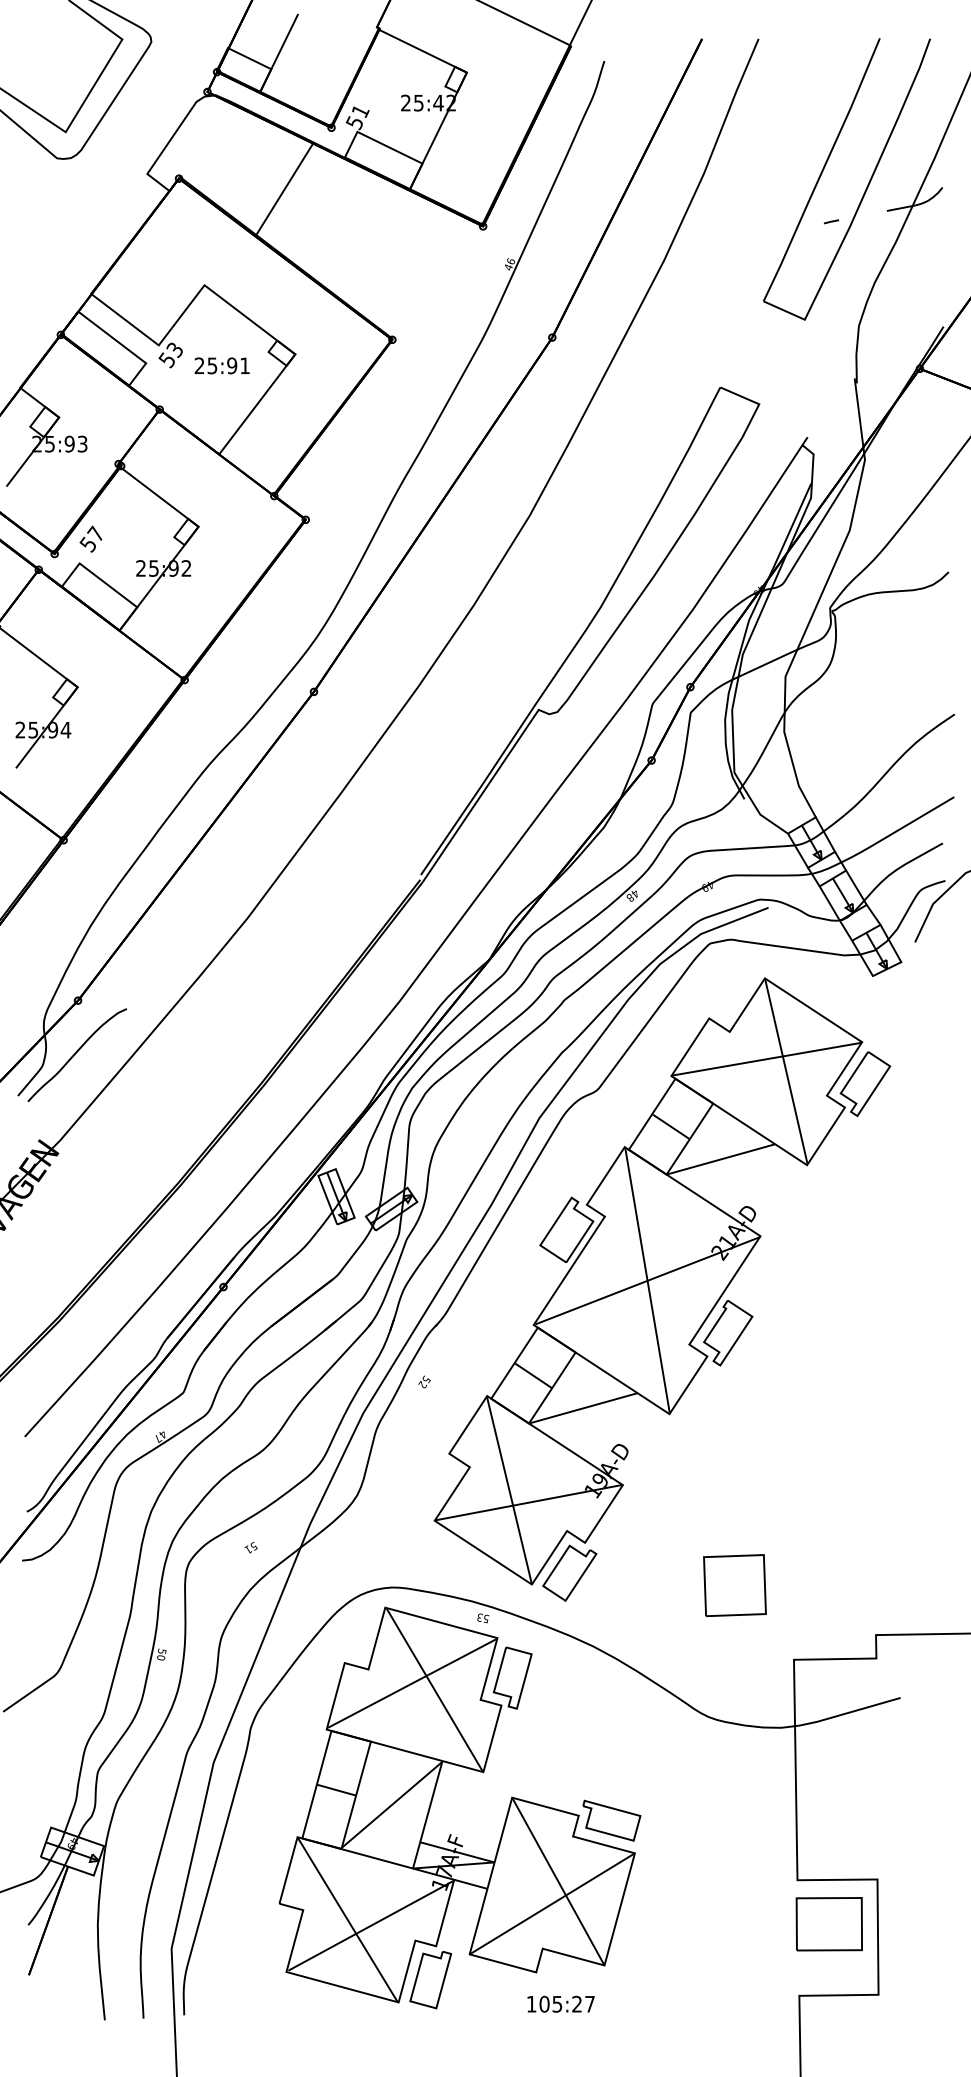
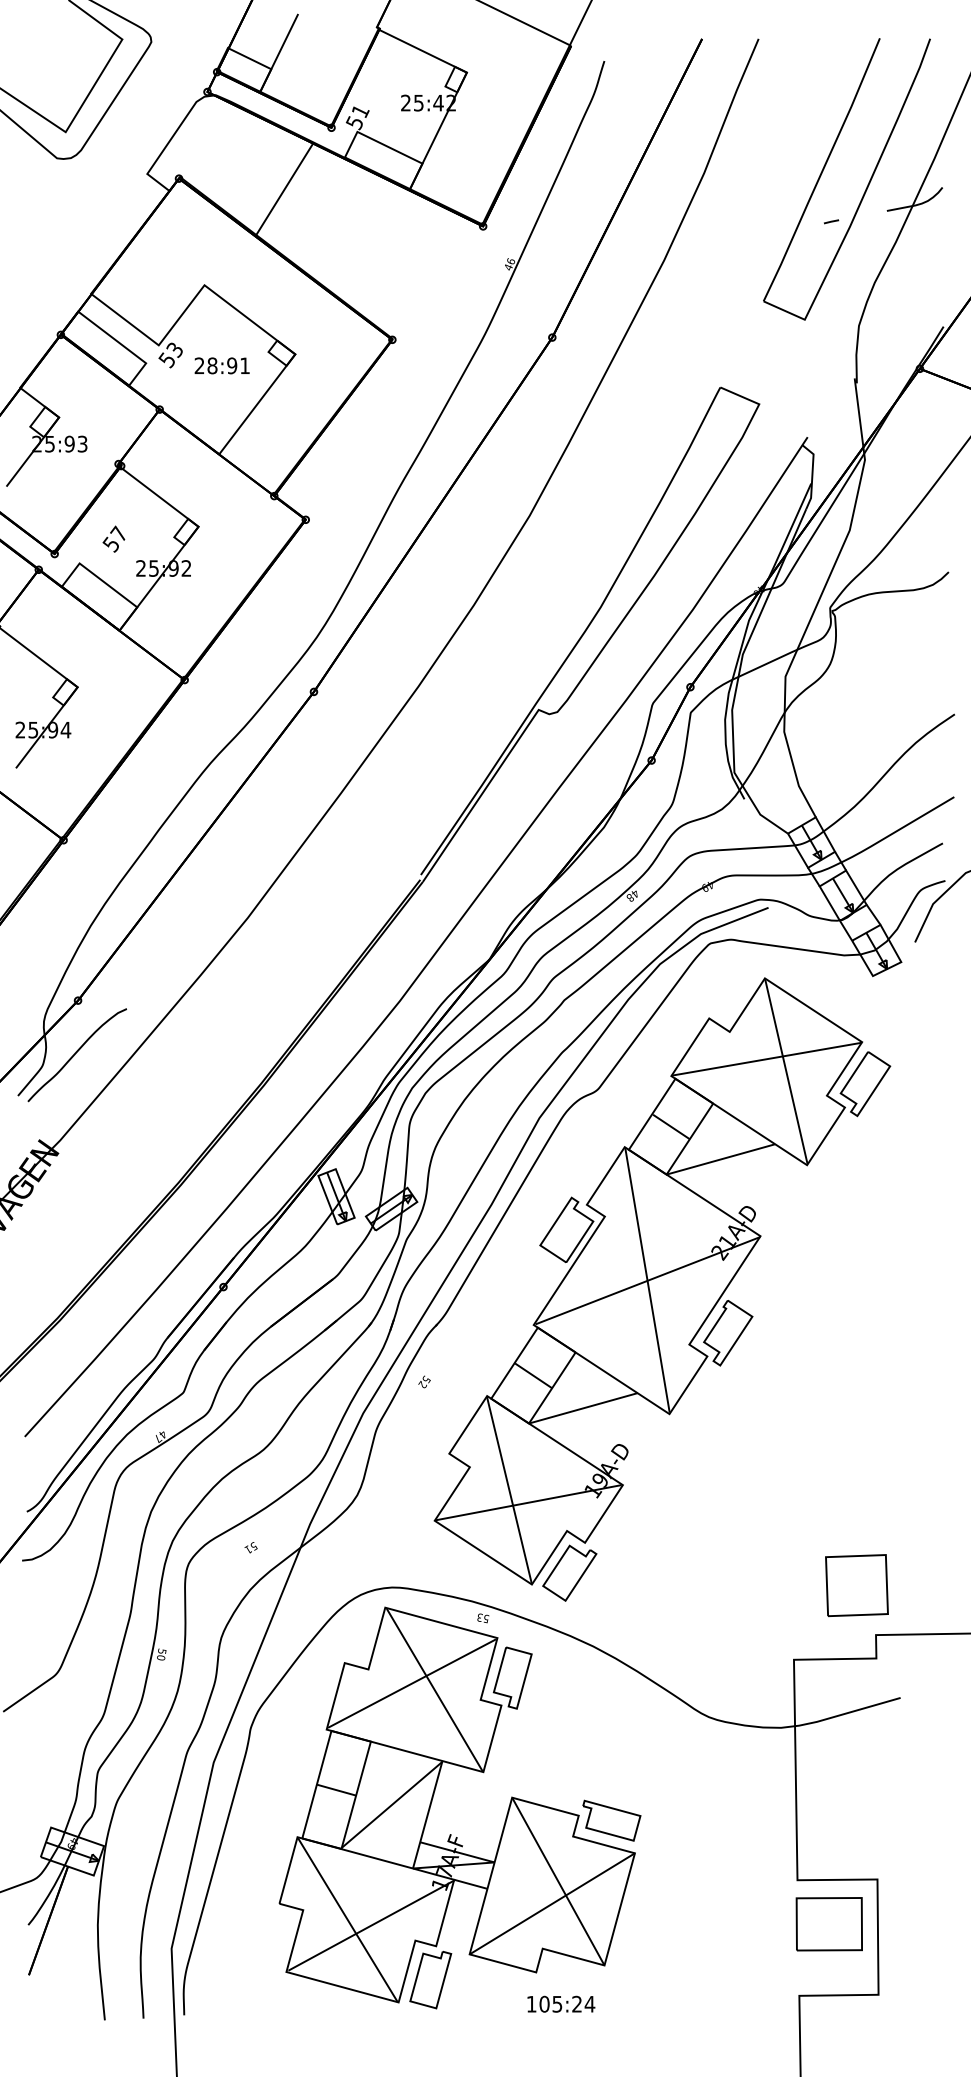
text: 25:91 -> 28:91 (212, 365)
text position: (90, 538) -> (113, 538) (113, 538)
part position: (734, 1585) -> (856, 1585) (856, 1585)
text: 105:27 -> 105:24 (589, 2004)
